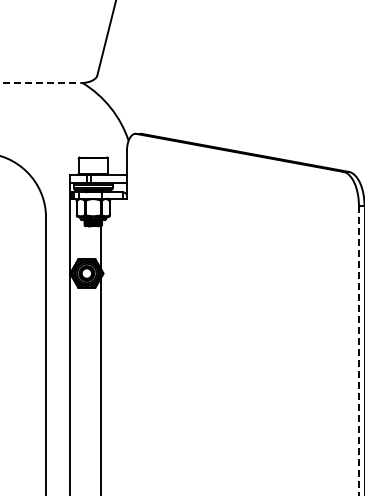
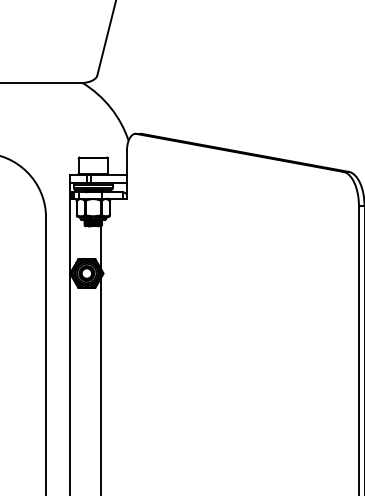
line: dashed -> solid (40, 83)
line: dashed -> solid (358, 351)
